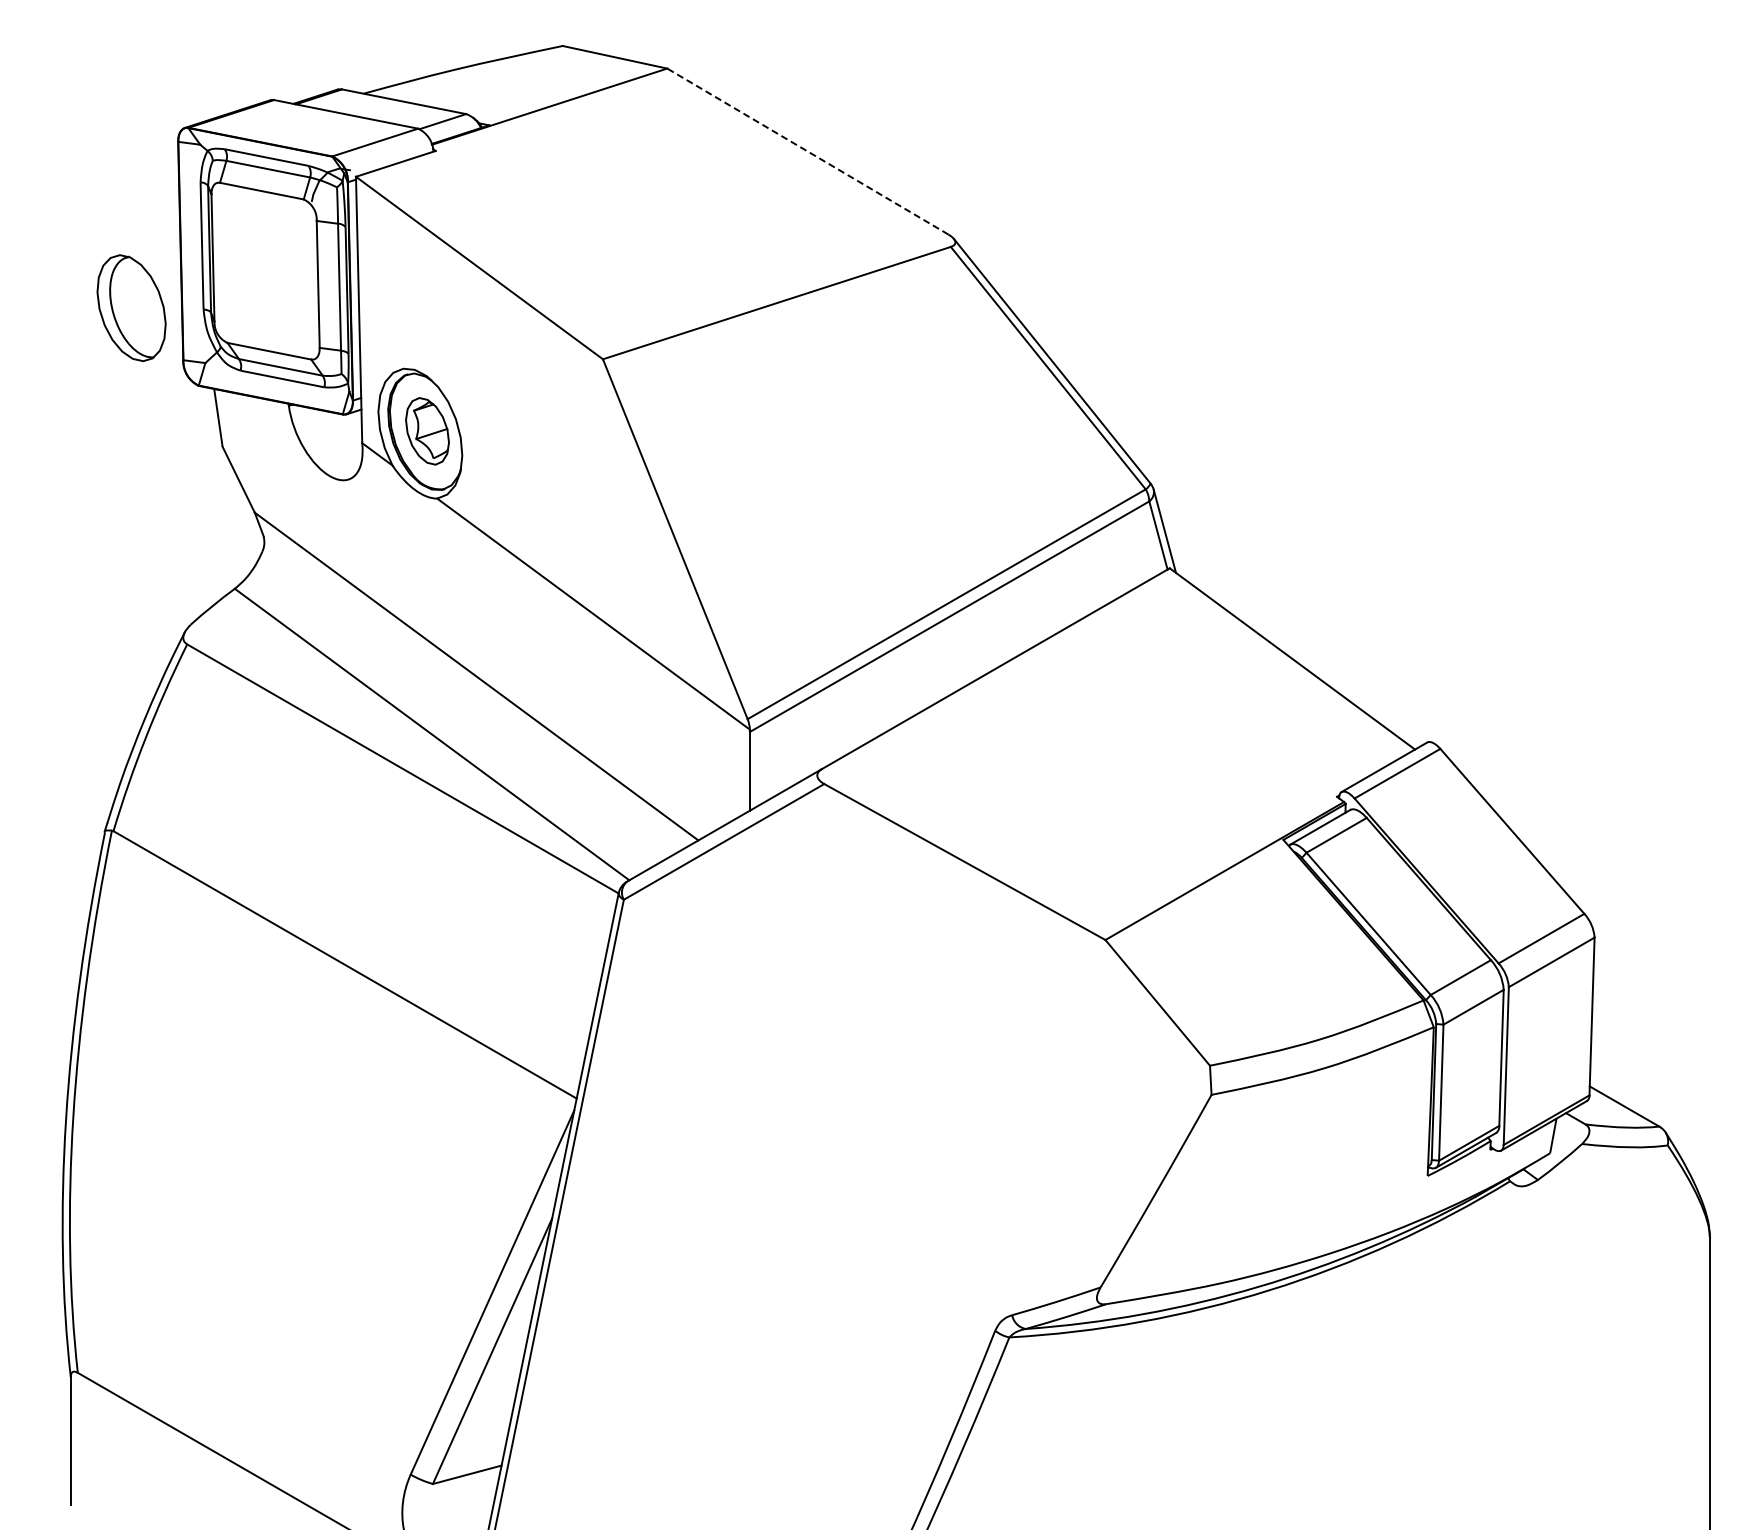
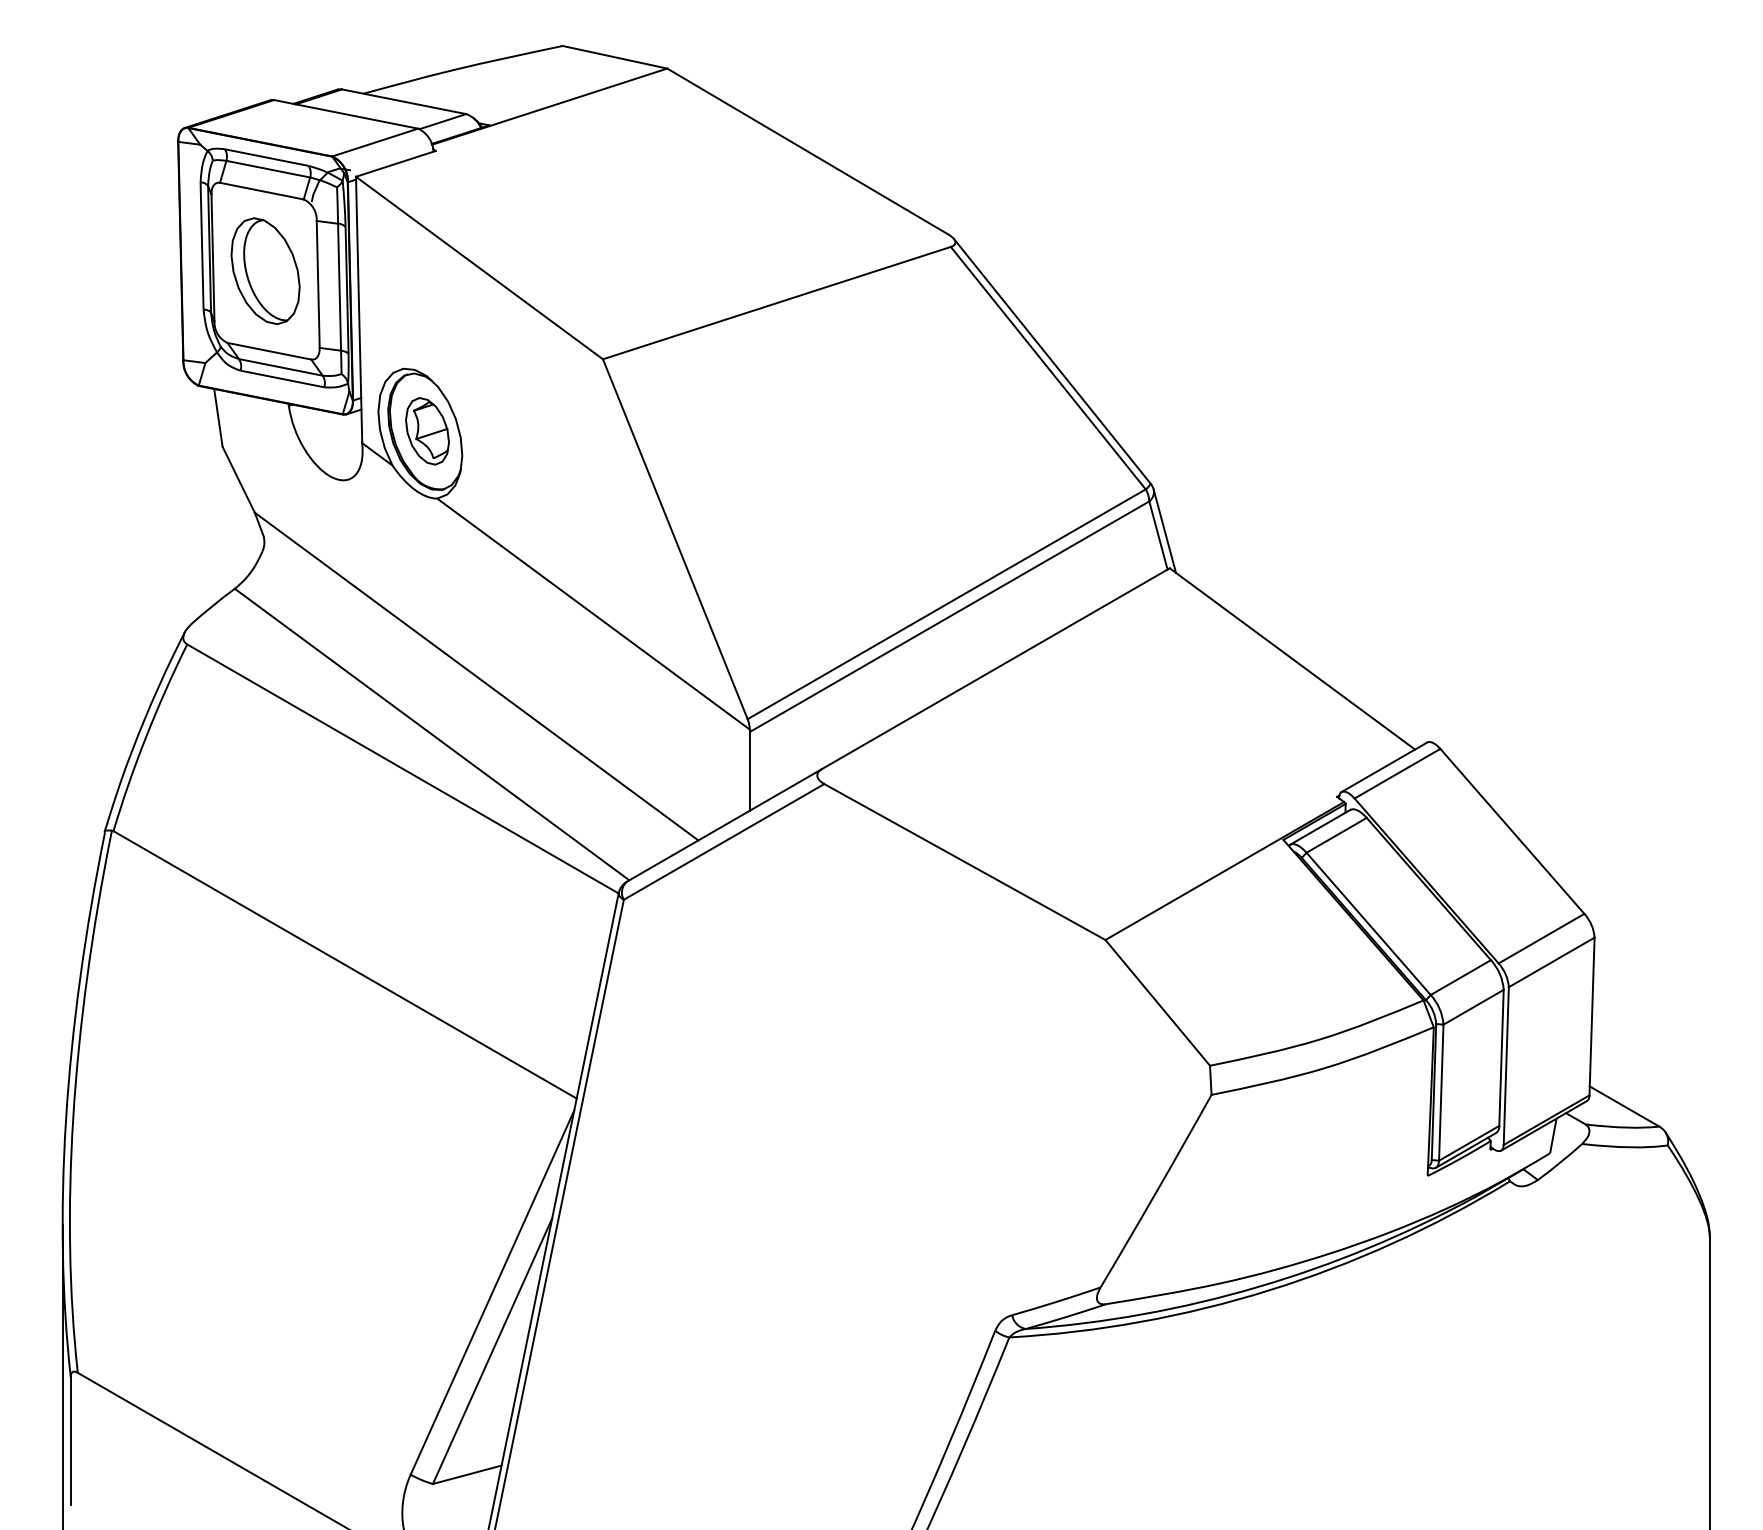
line: dashed -> solid (807, 151)
part position: (131, 308) -> (265, 271) (265, 271)
line: none -> present (62, 1375)
